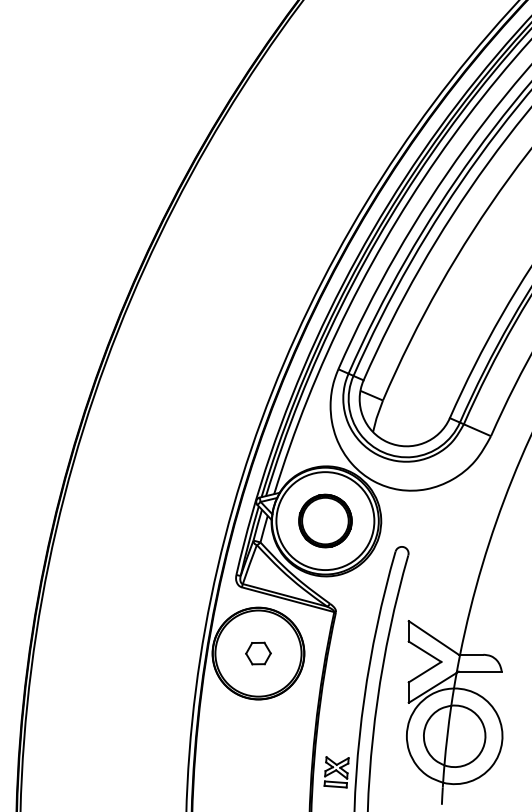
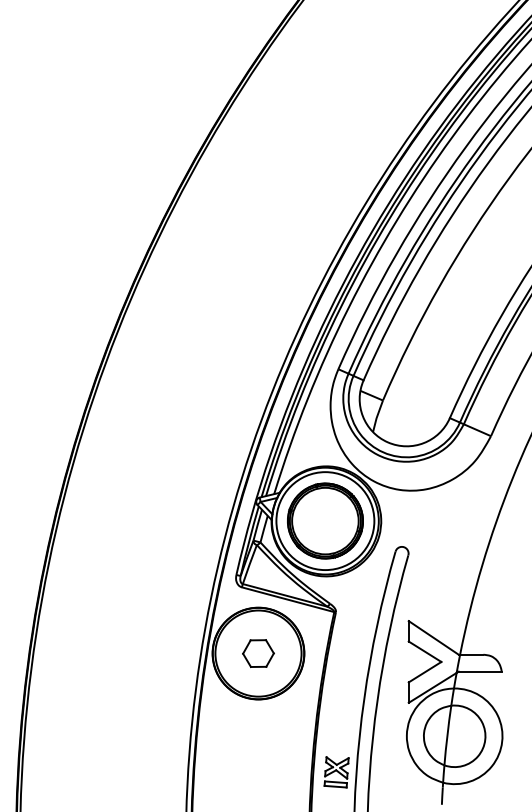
part size: 55x56 px -> 77x78 px (325, 520)
part size: 27x25 px -> 33x29 px (258, 653)
